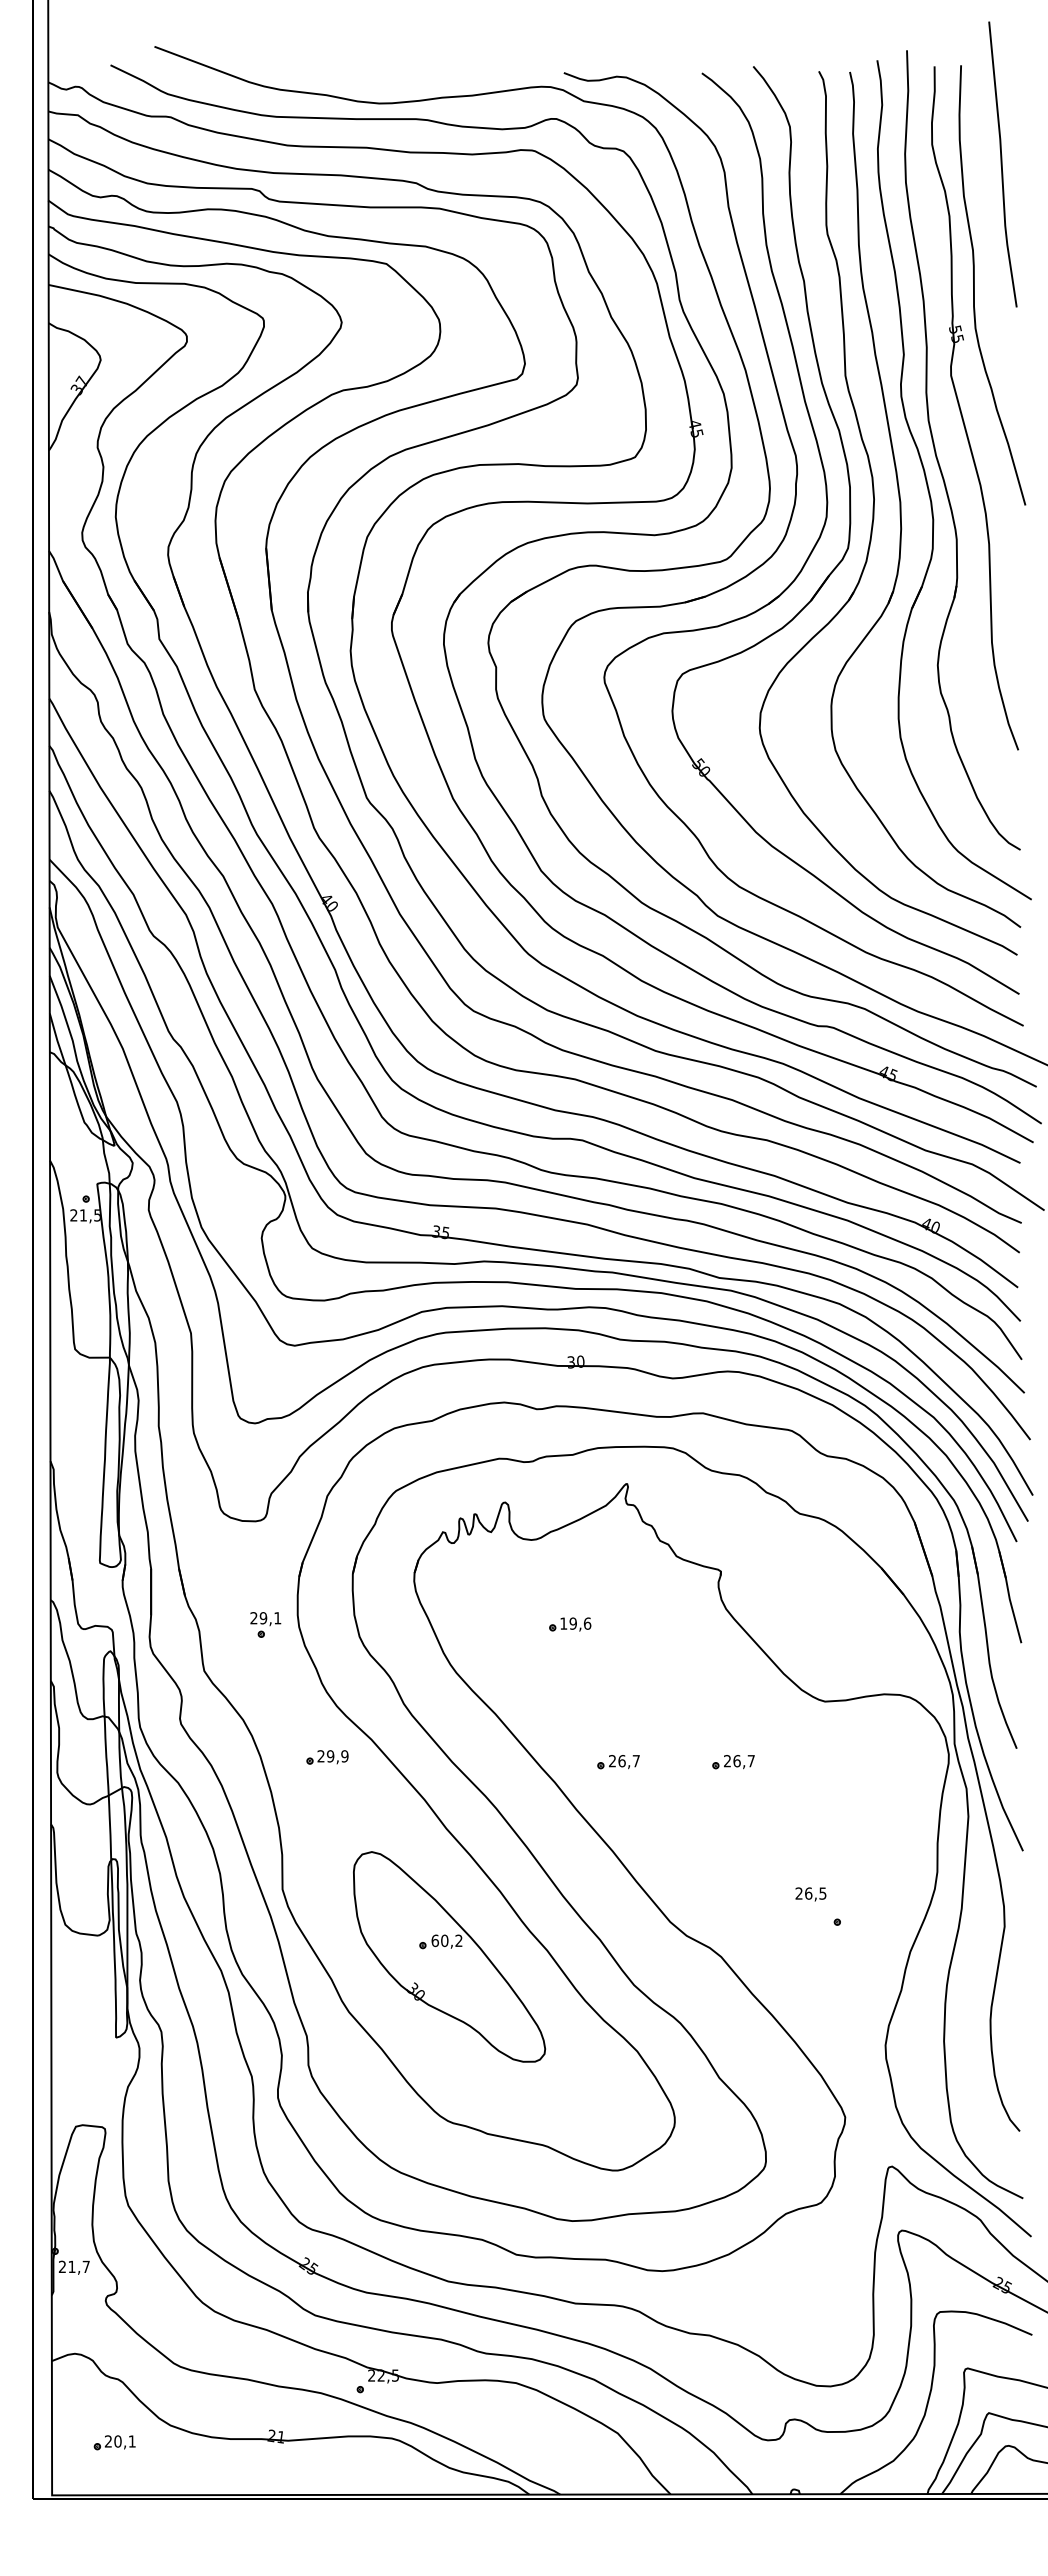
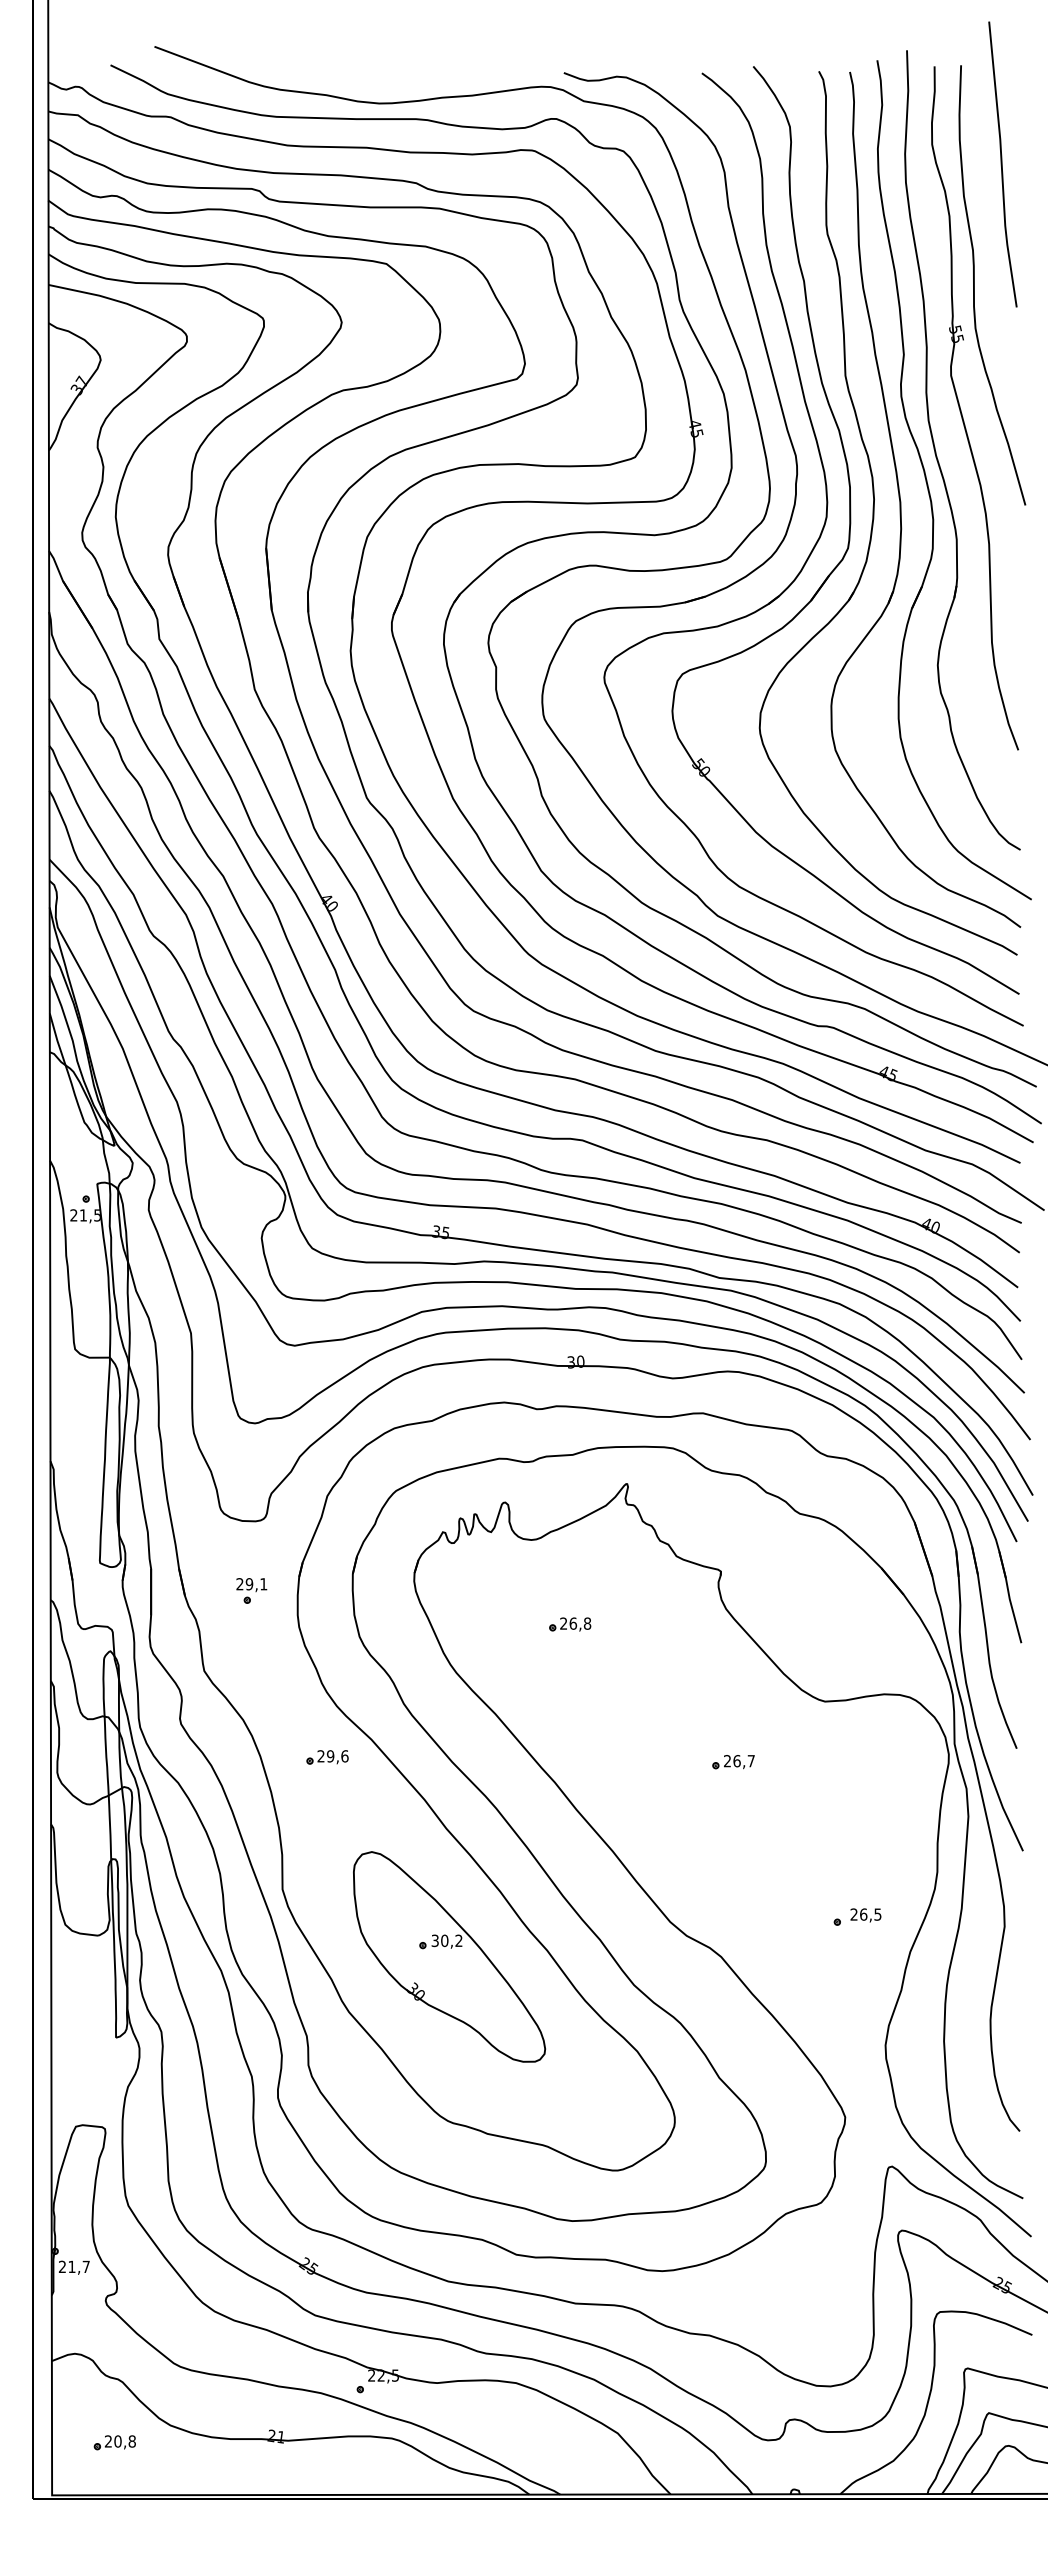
text: 19,6 -> 26,8 (575, 1623)
part position: (265, 1624) -> (251, 1590) (251, 1590)
text: 29,9 -> 29,6 (344, 1756)
part: present -> none (618, 1762)
text position: (810, 1894) -> (865, 1915) (865, 1915)
text: 60,2 -> 30,2 (434, 1940)
text: 20,1 -> 20,8 (131, 2441)
